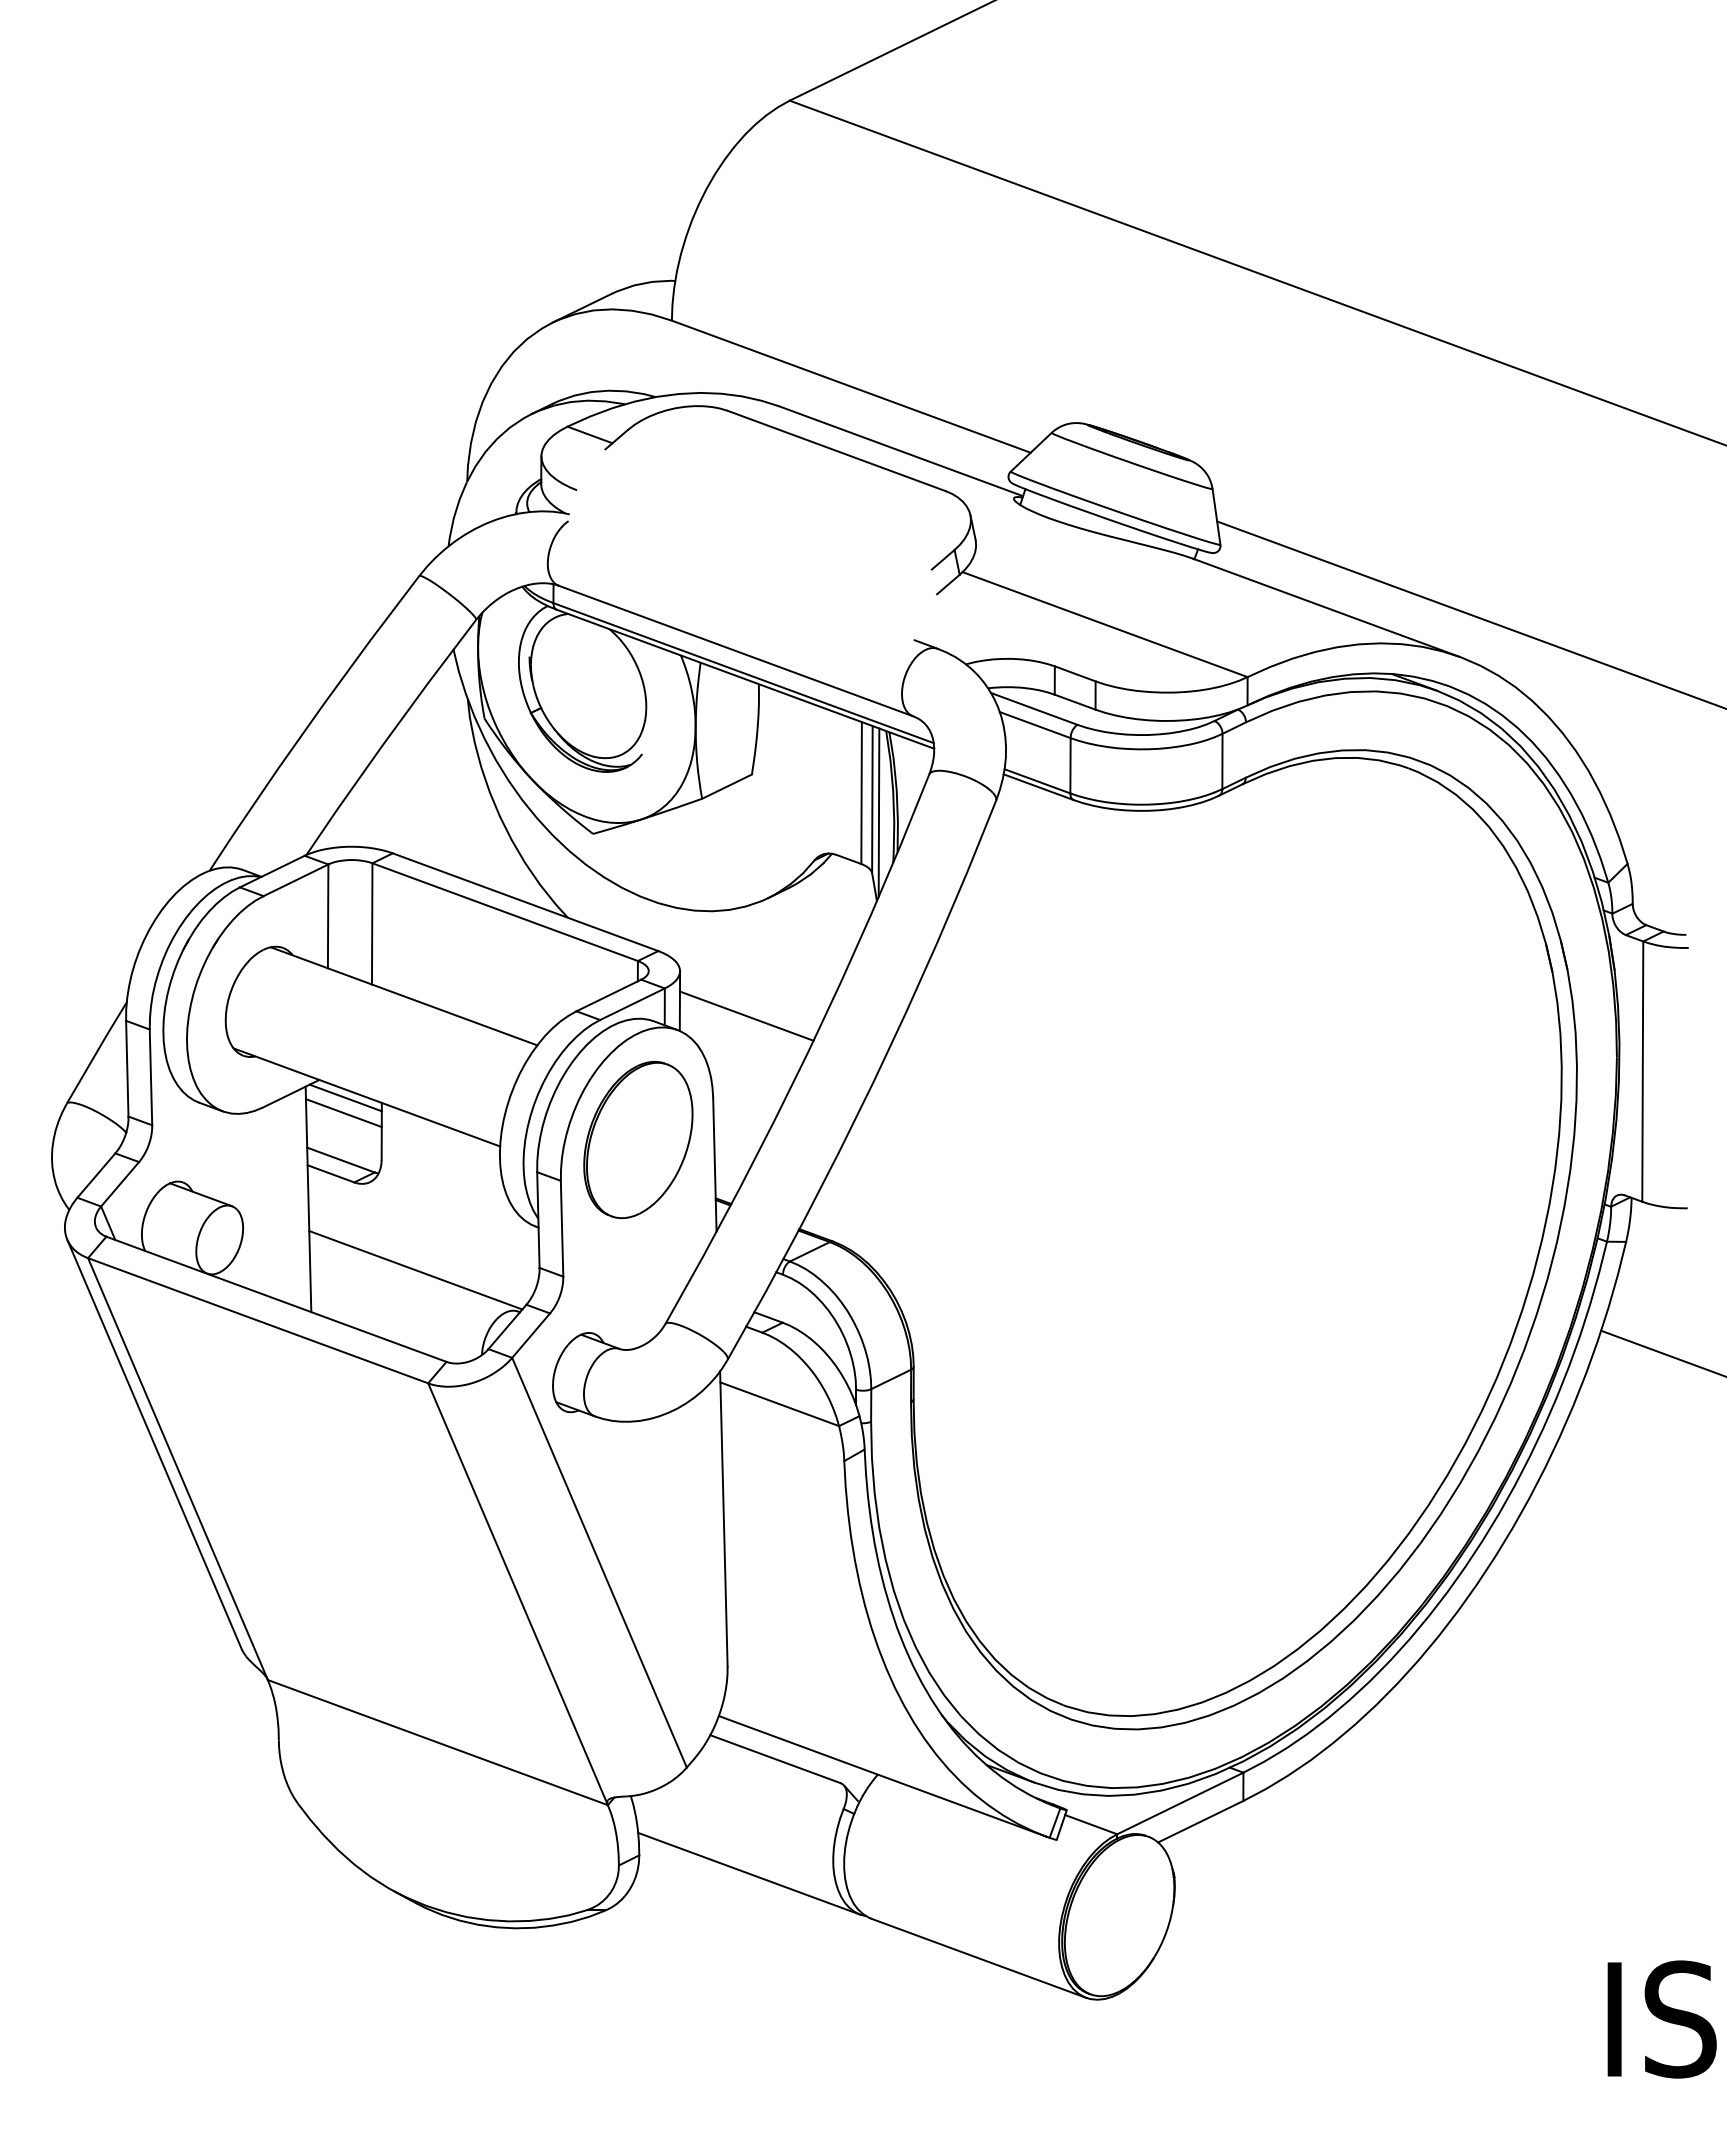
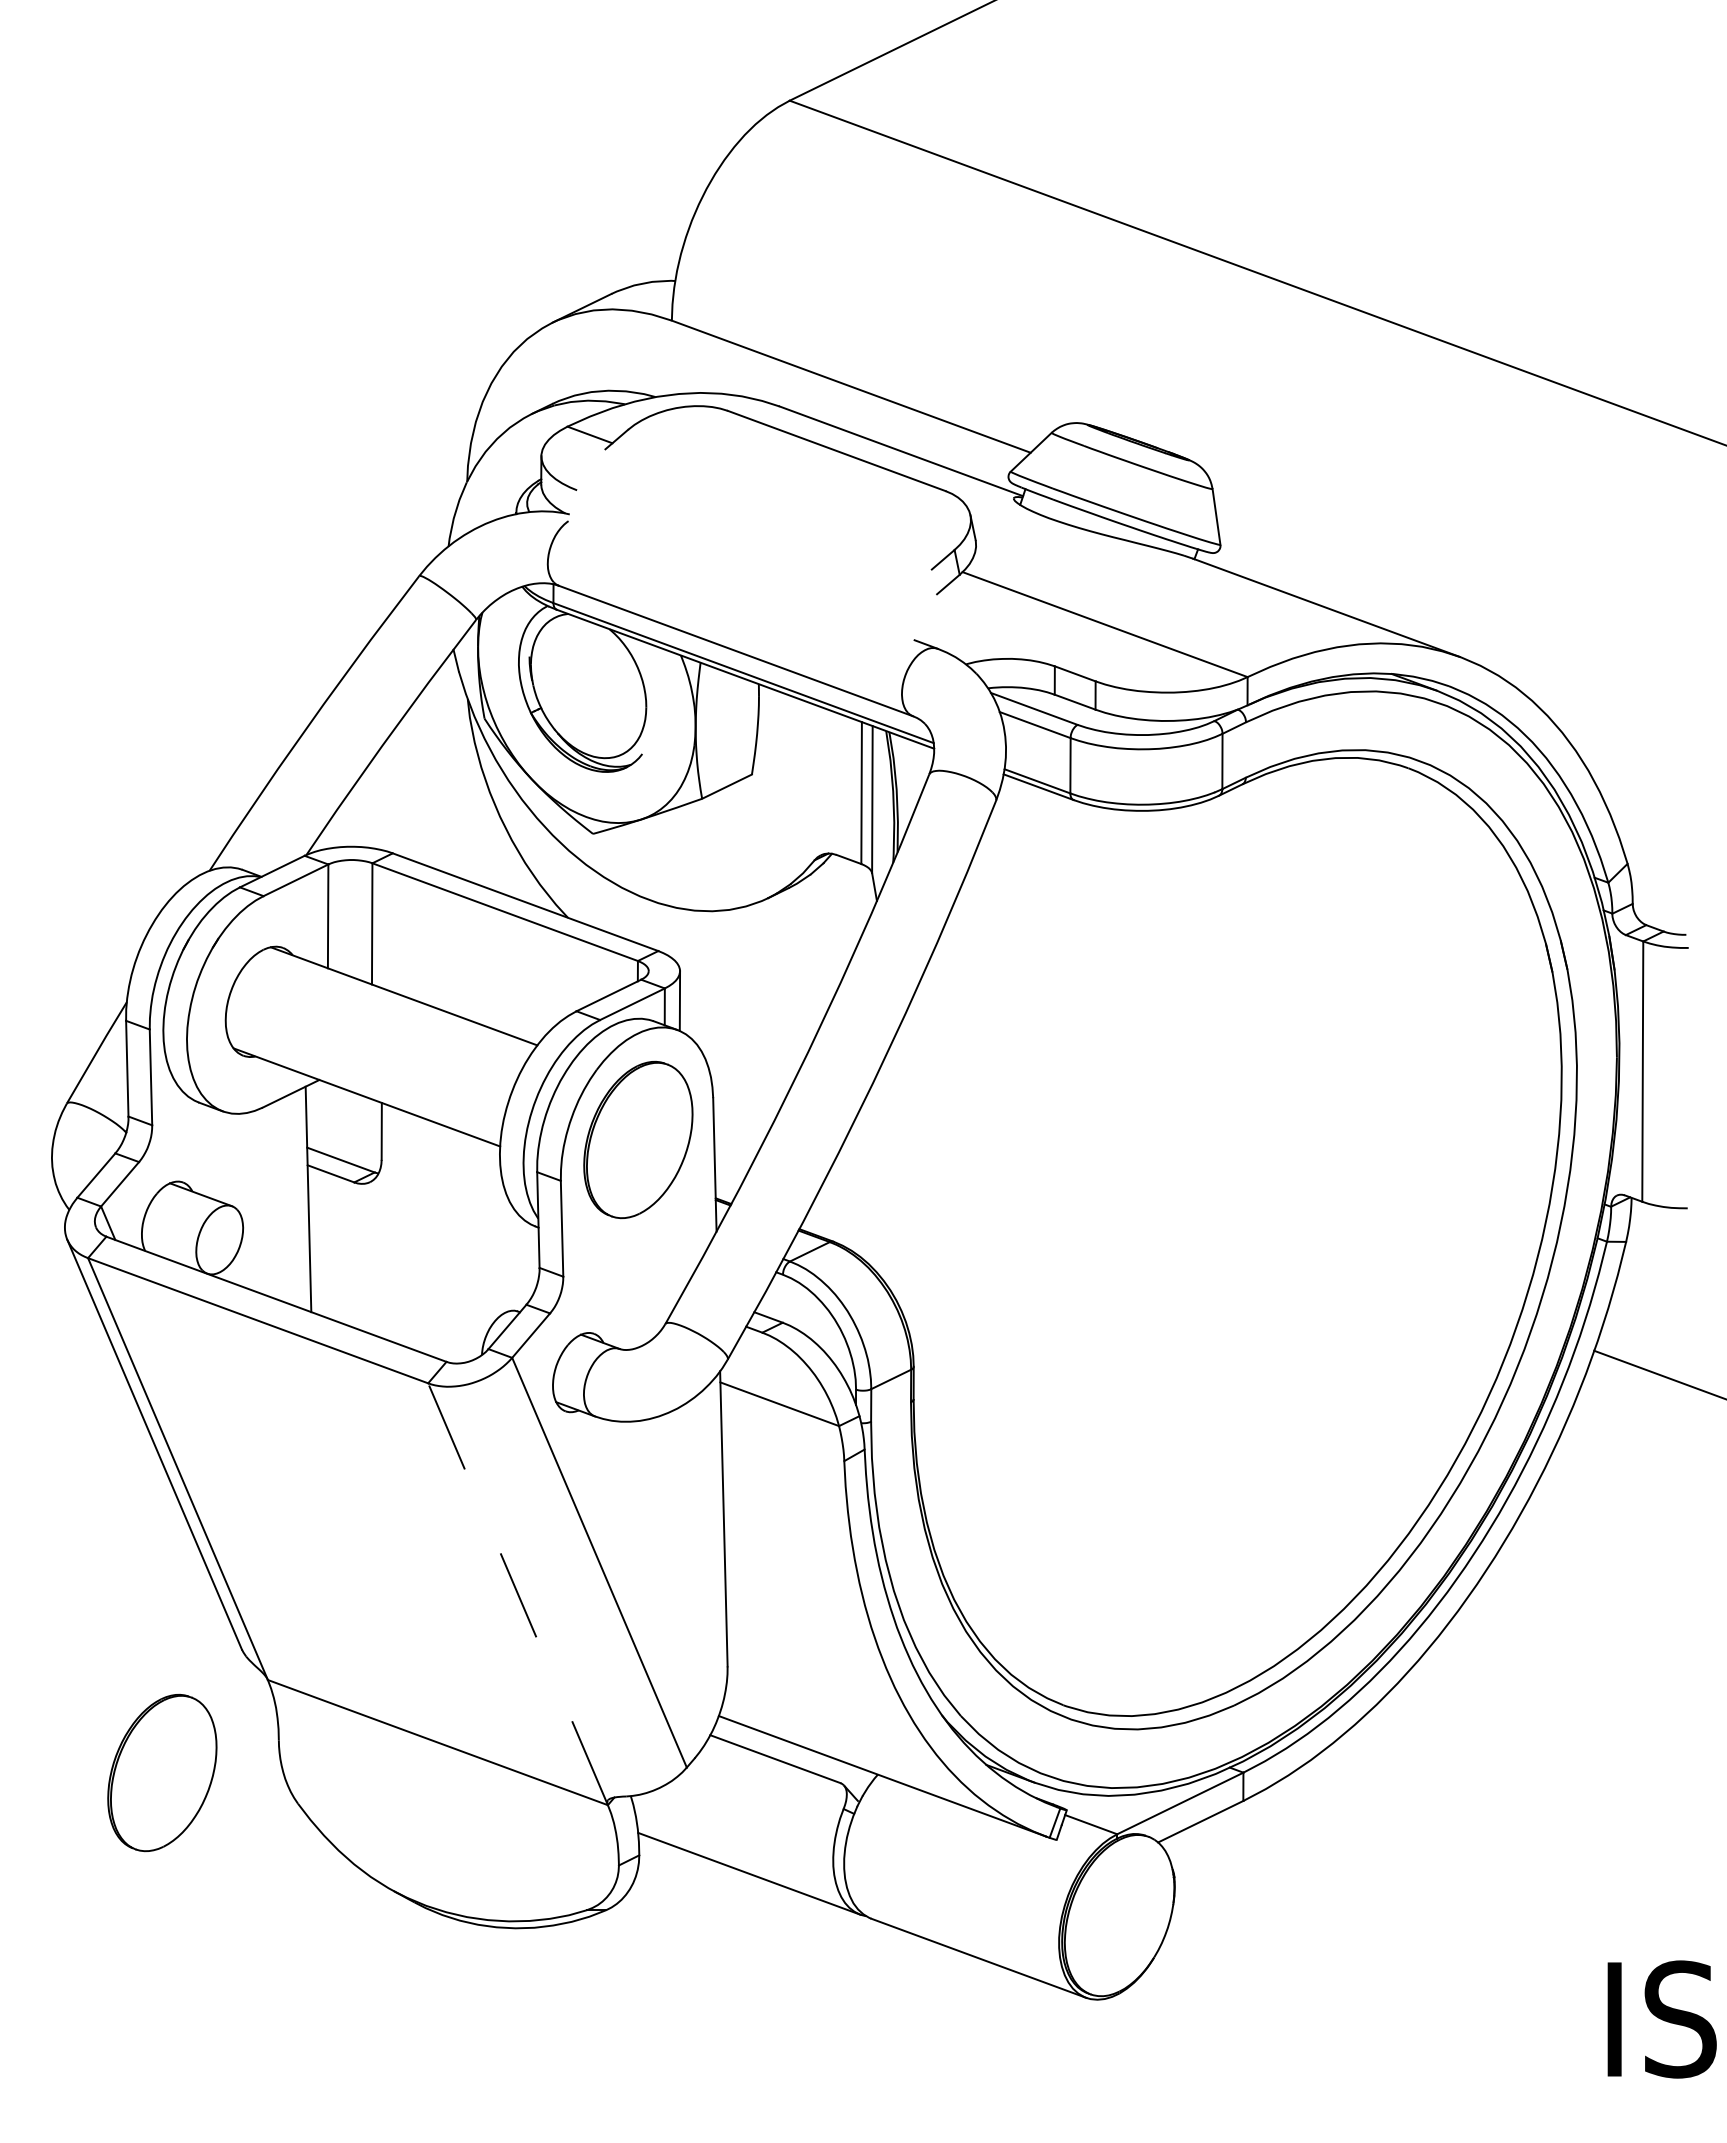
line: present -> none (1470, 614)
line: present -> none (878, 812)
line: present -> none (746, 1015)
line: present -> none (345, 1097)
line: present -> none (343, 1113)
line: present -> none (415, 1270)
line position: (1662, 1352) -> (1658, 1374) (1658, 1374)
line: solid -> dashed (517, 1593)
part: none -> present (162, 1772)
